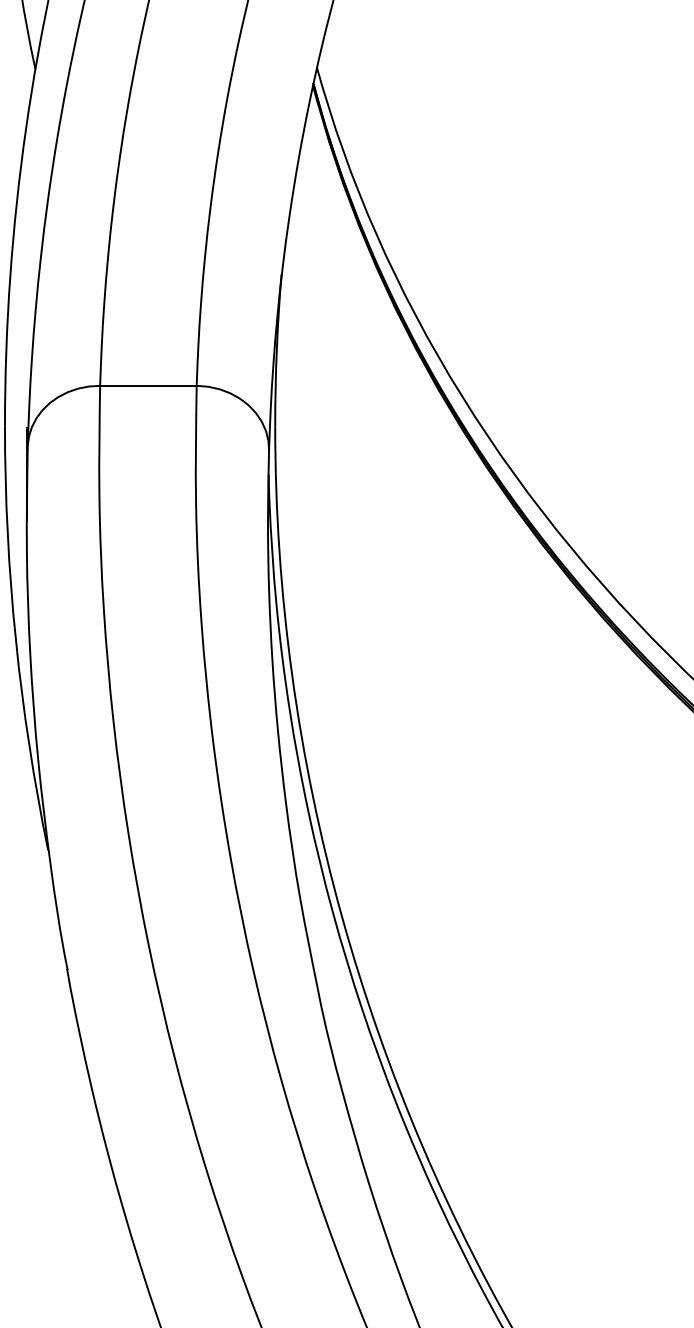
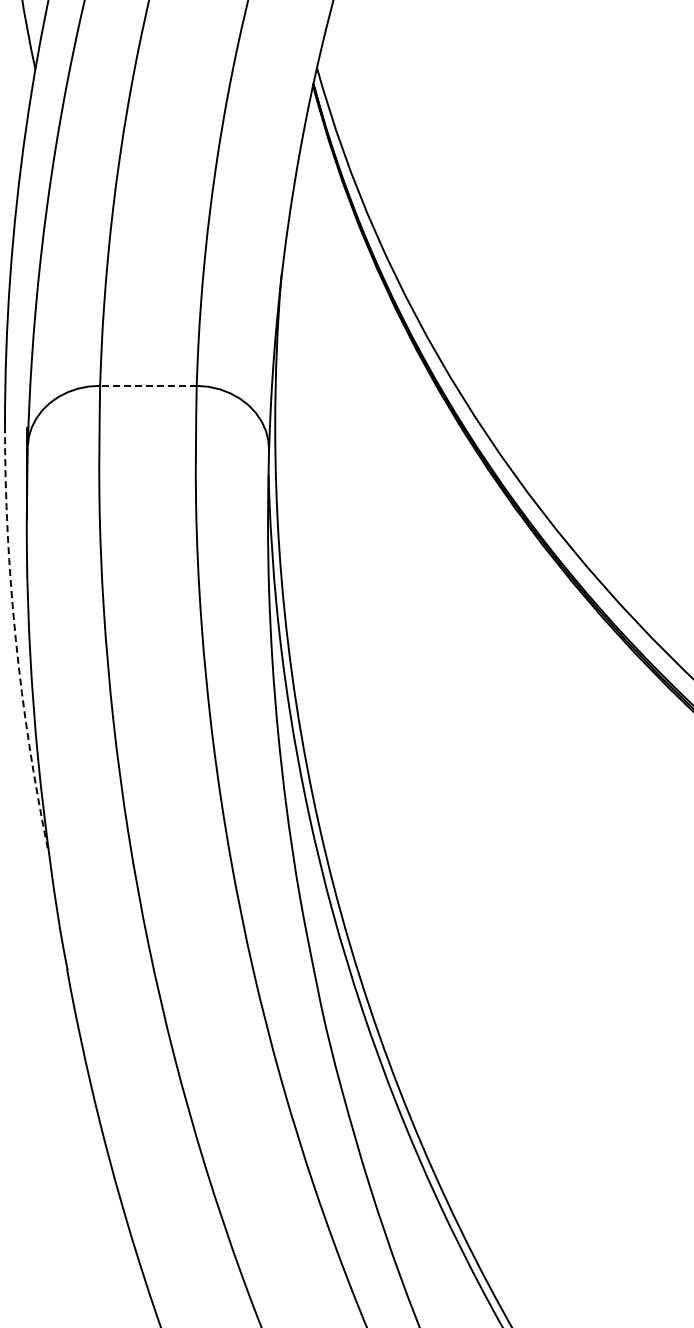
line: solid -> dashed (147, 385)
arc: solid -> dashed (15, 639)
